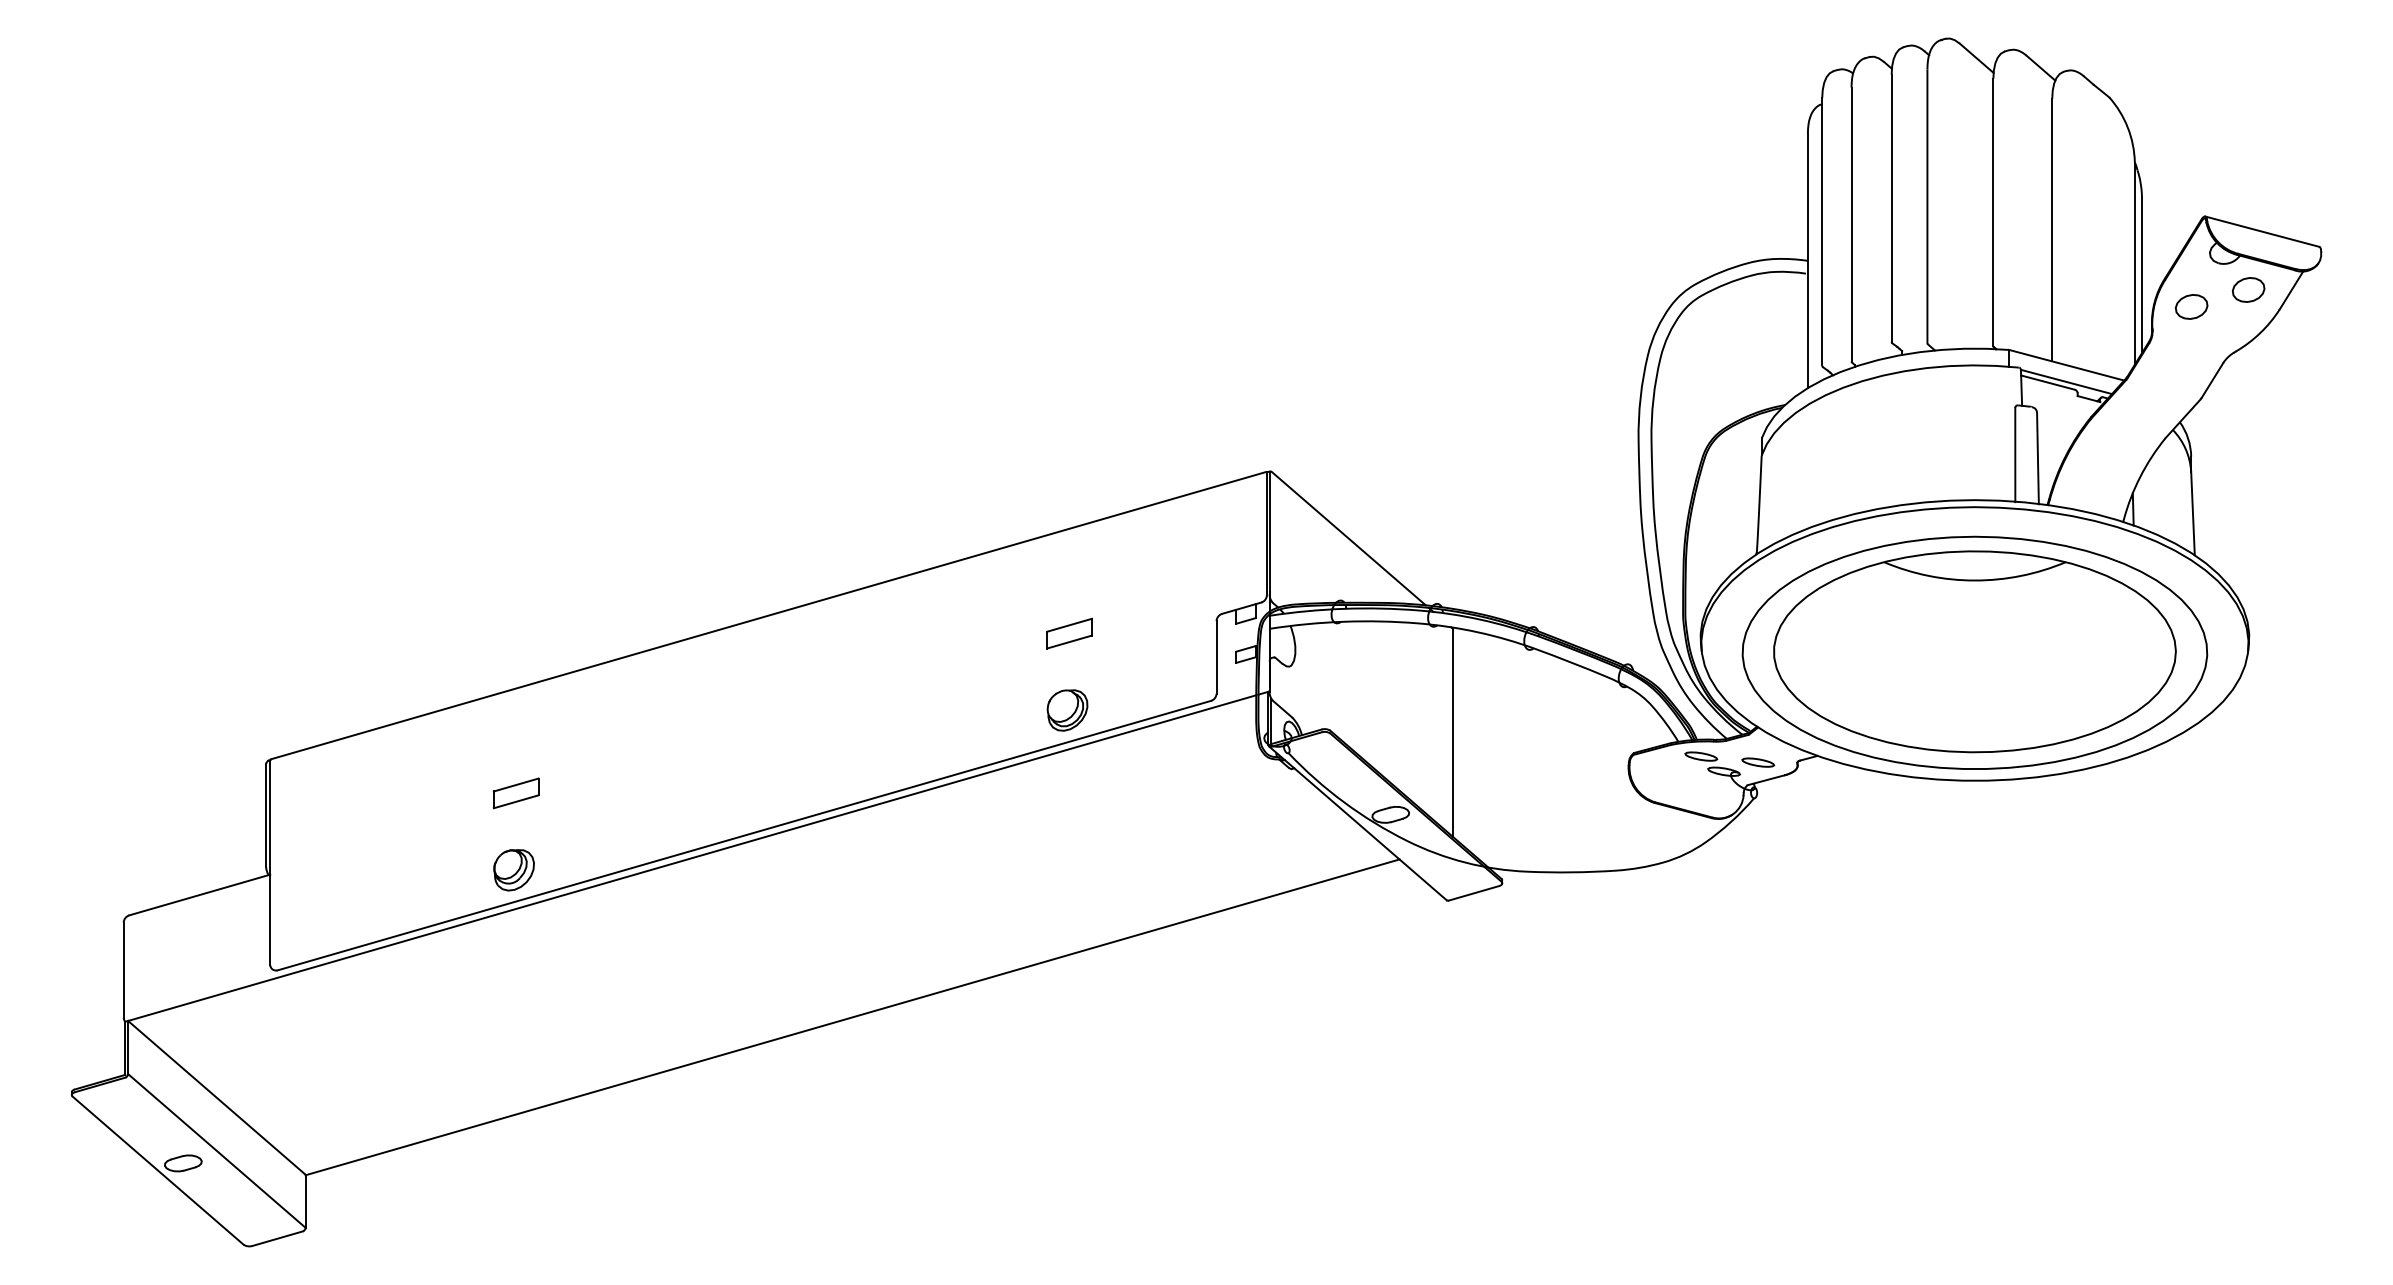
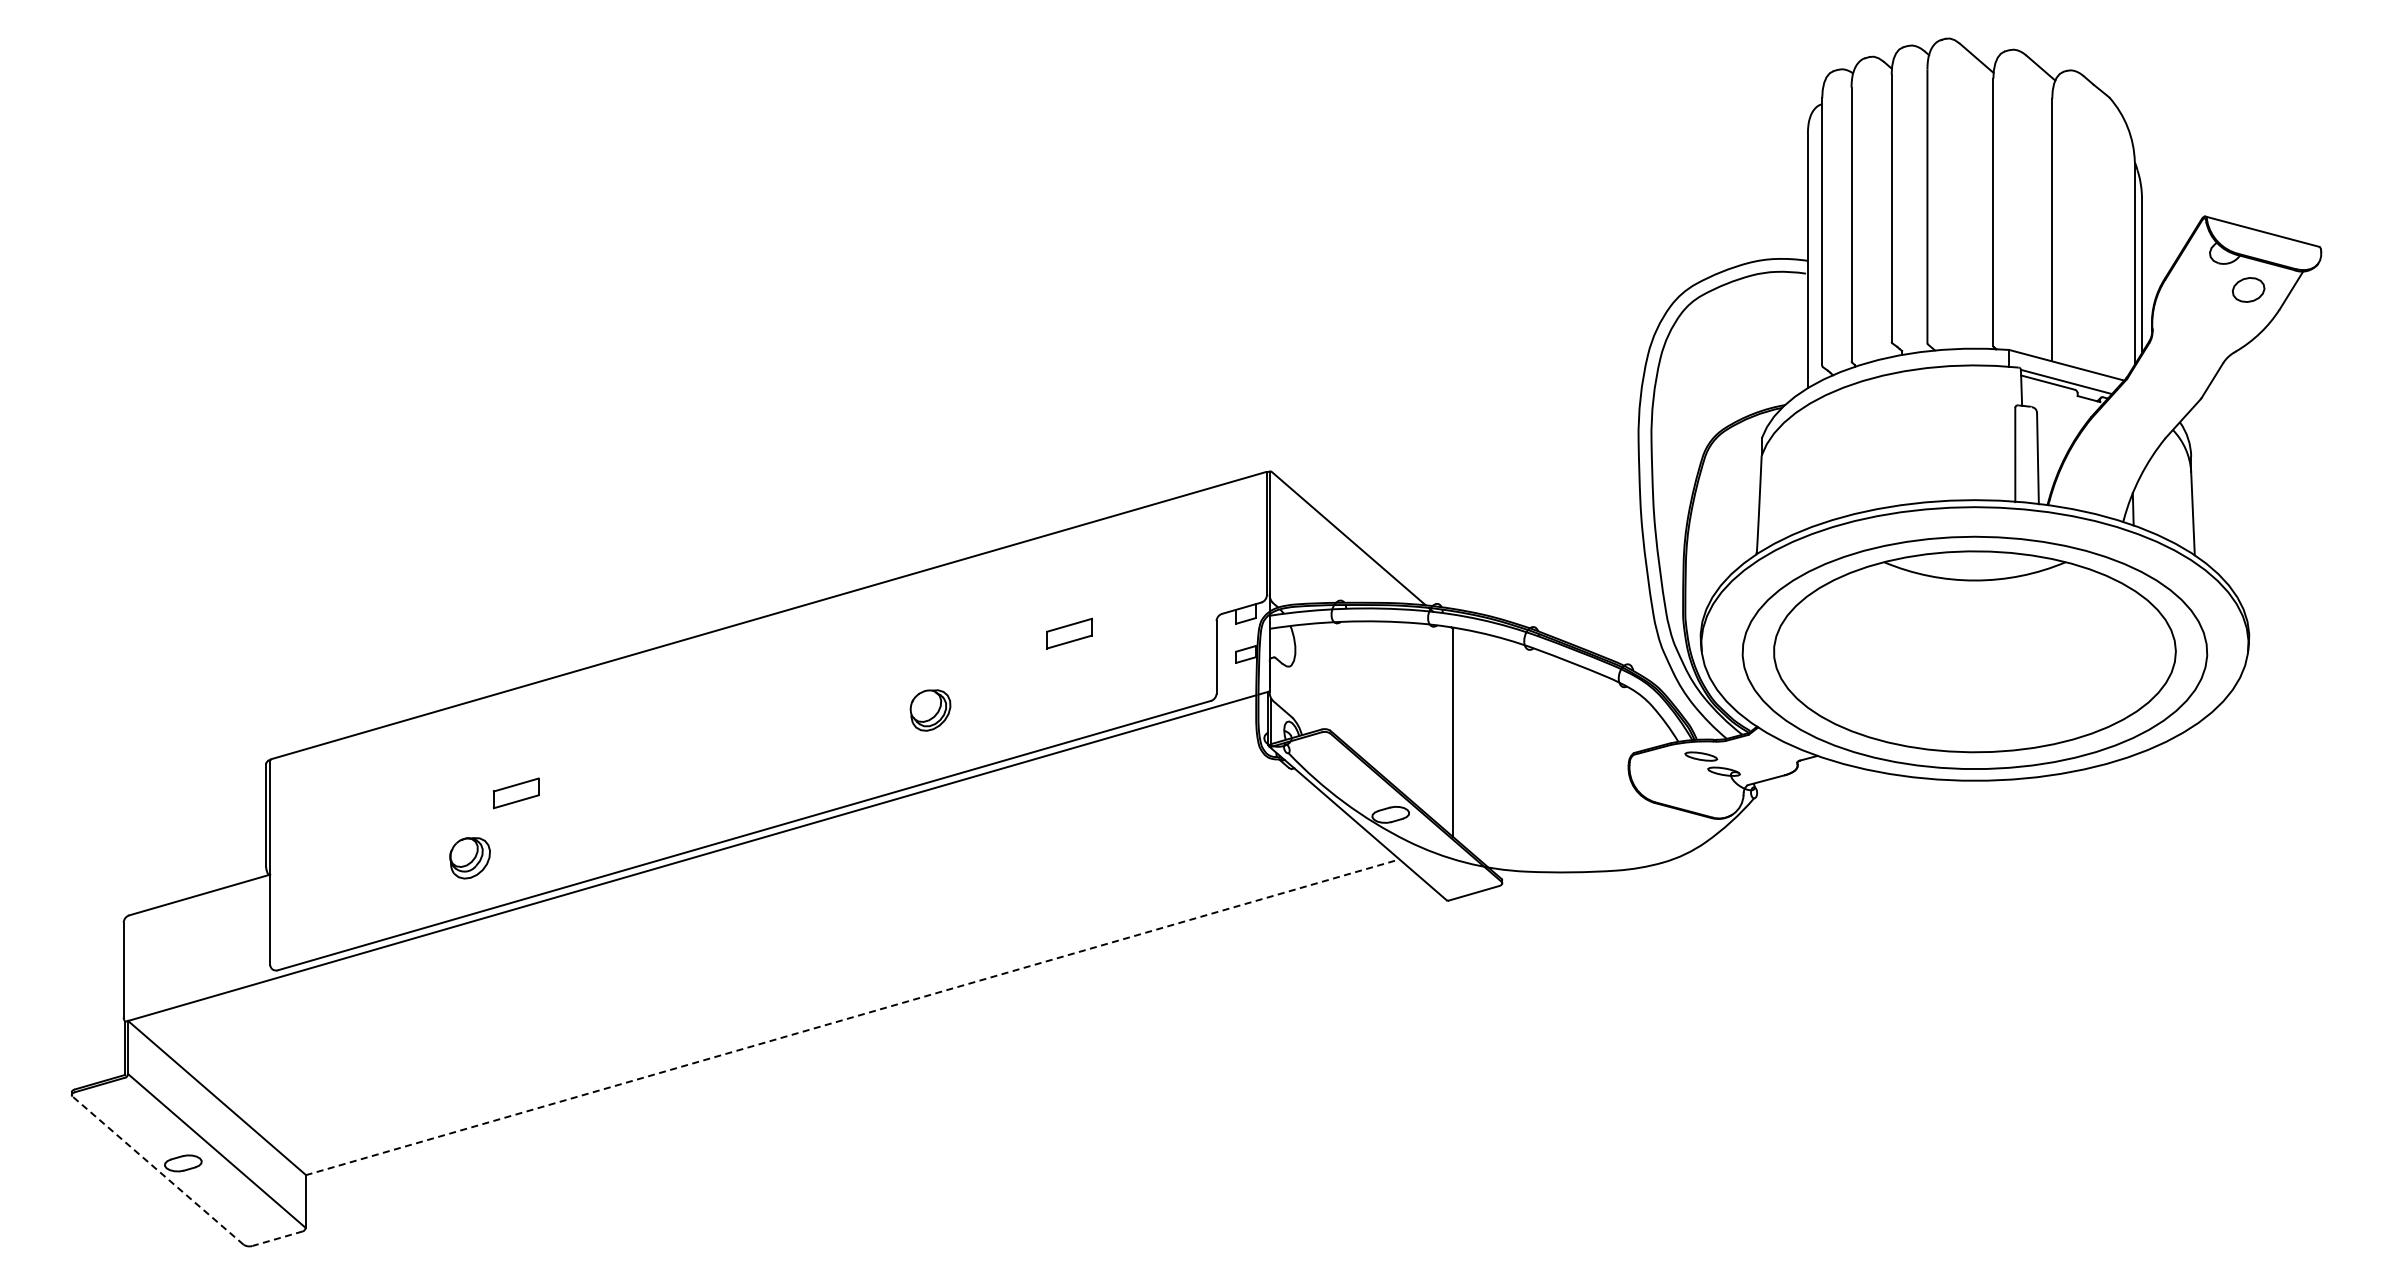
part: present -> none (2191, 306)
part position: (1067, 710) -> (930, 710) (930, 710)
part: present -> none (1758, 762)
part position: (513, 870) -> (469, 858) (469, 858)
line: solid -> dashed (853, 1017)
line: solid -> dashed (157, 1170)
line: solid -> dashed (277, 1238)
